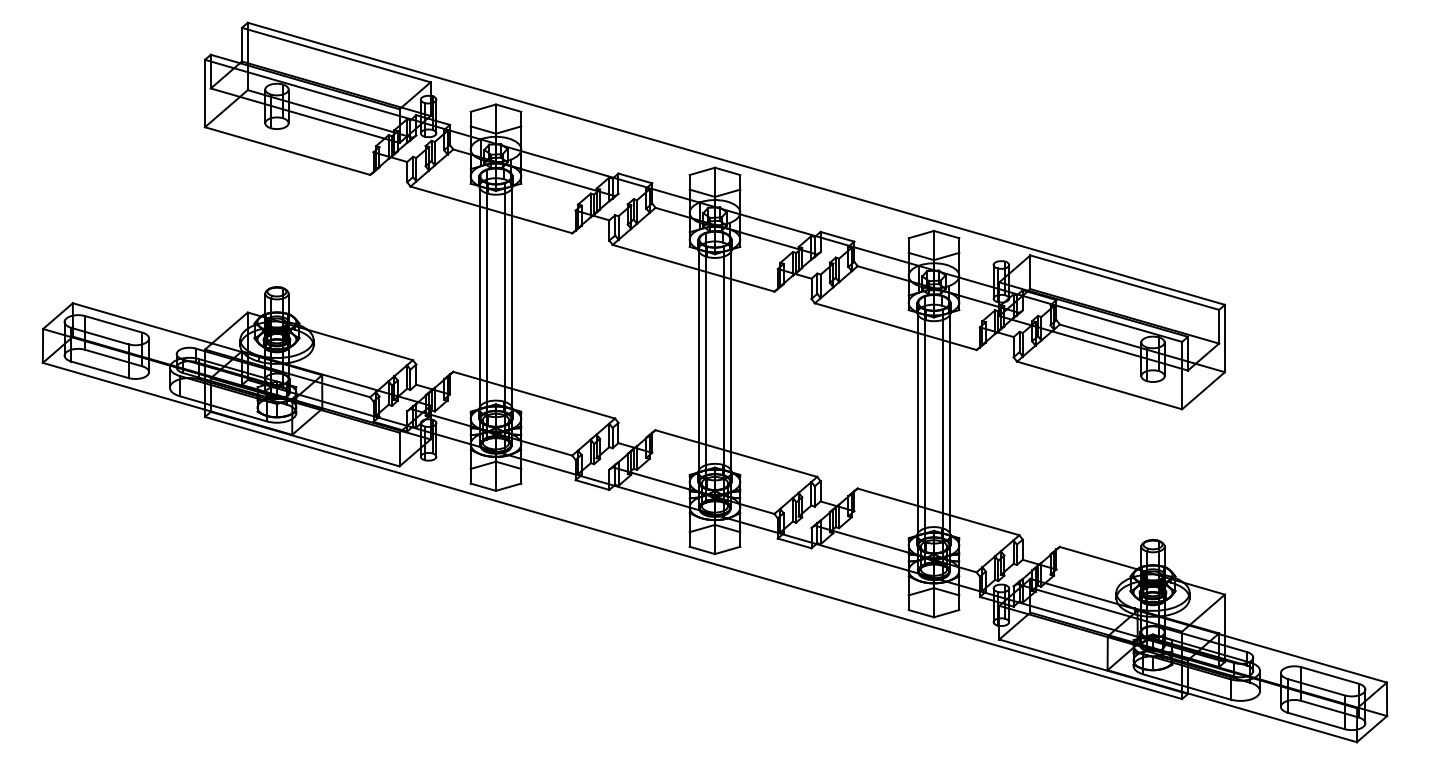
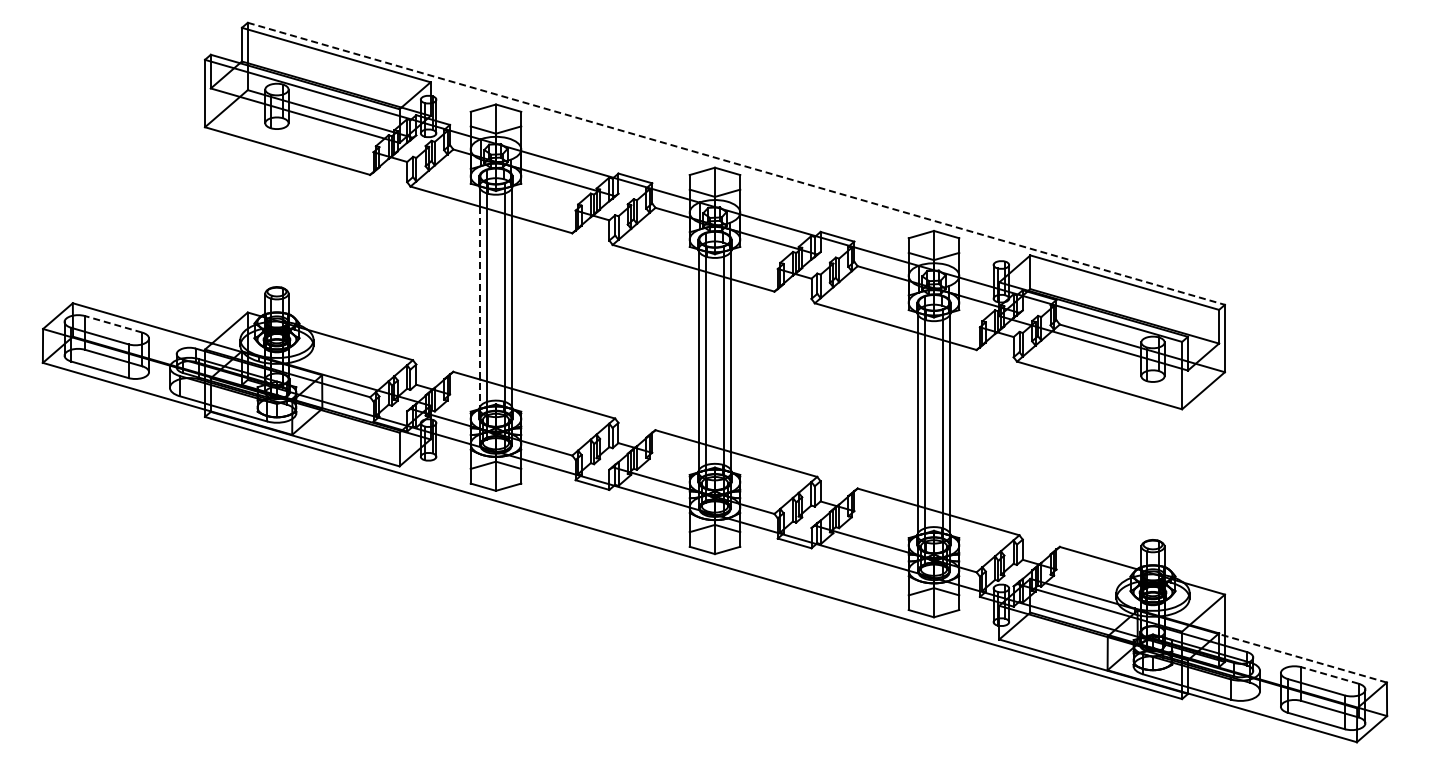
line: solid -> dashed (736, 163)
line: solid -> dashed (480, 308)
line: solid -> dashed (113, 324)
line: solid -> dashed (1302, 658)
line: solid -> dashed (1329, 675)
